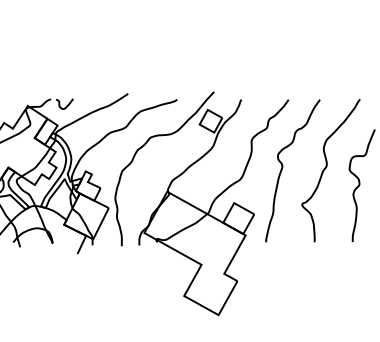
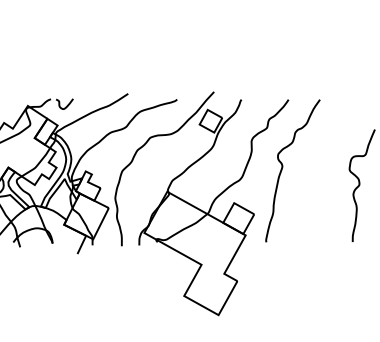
curve: present -> none (326, 168)
